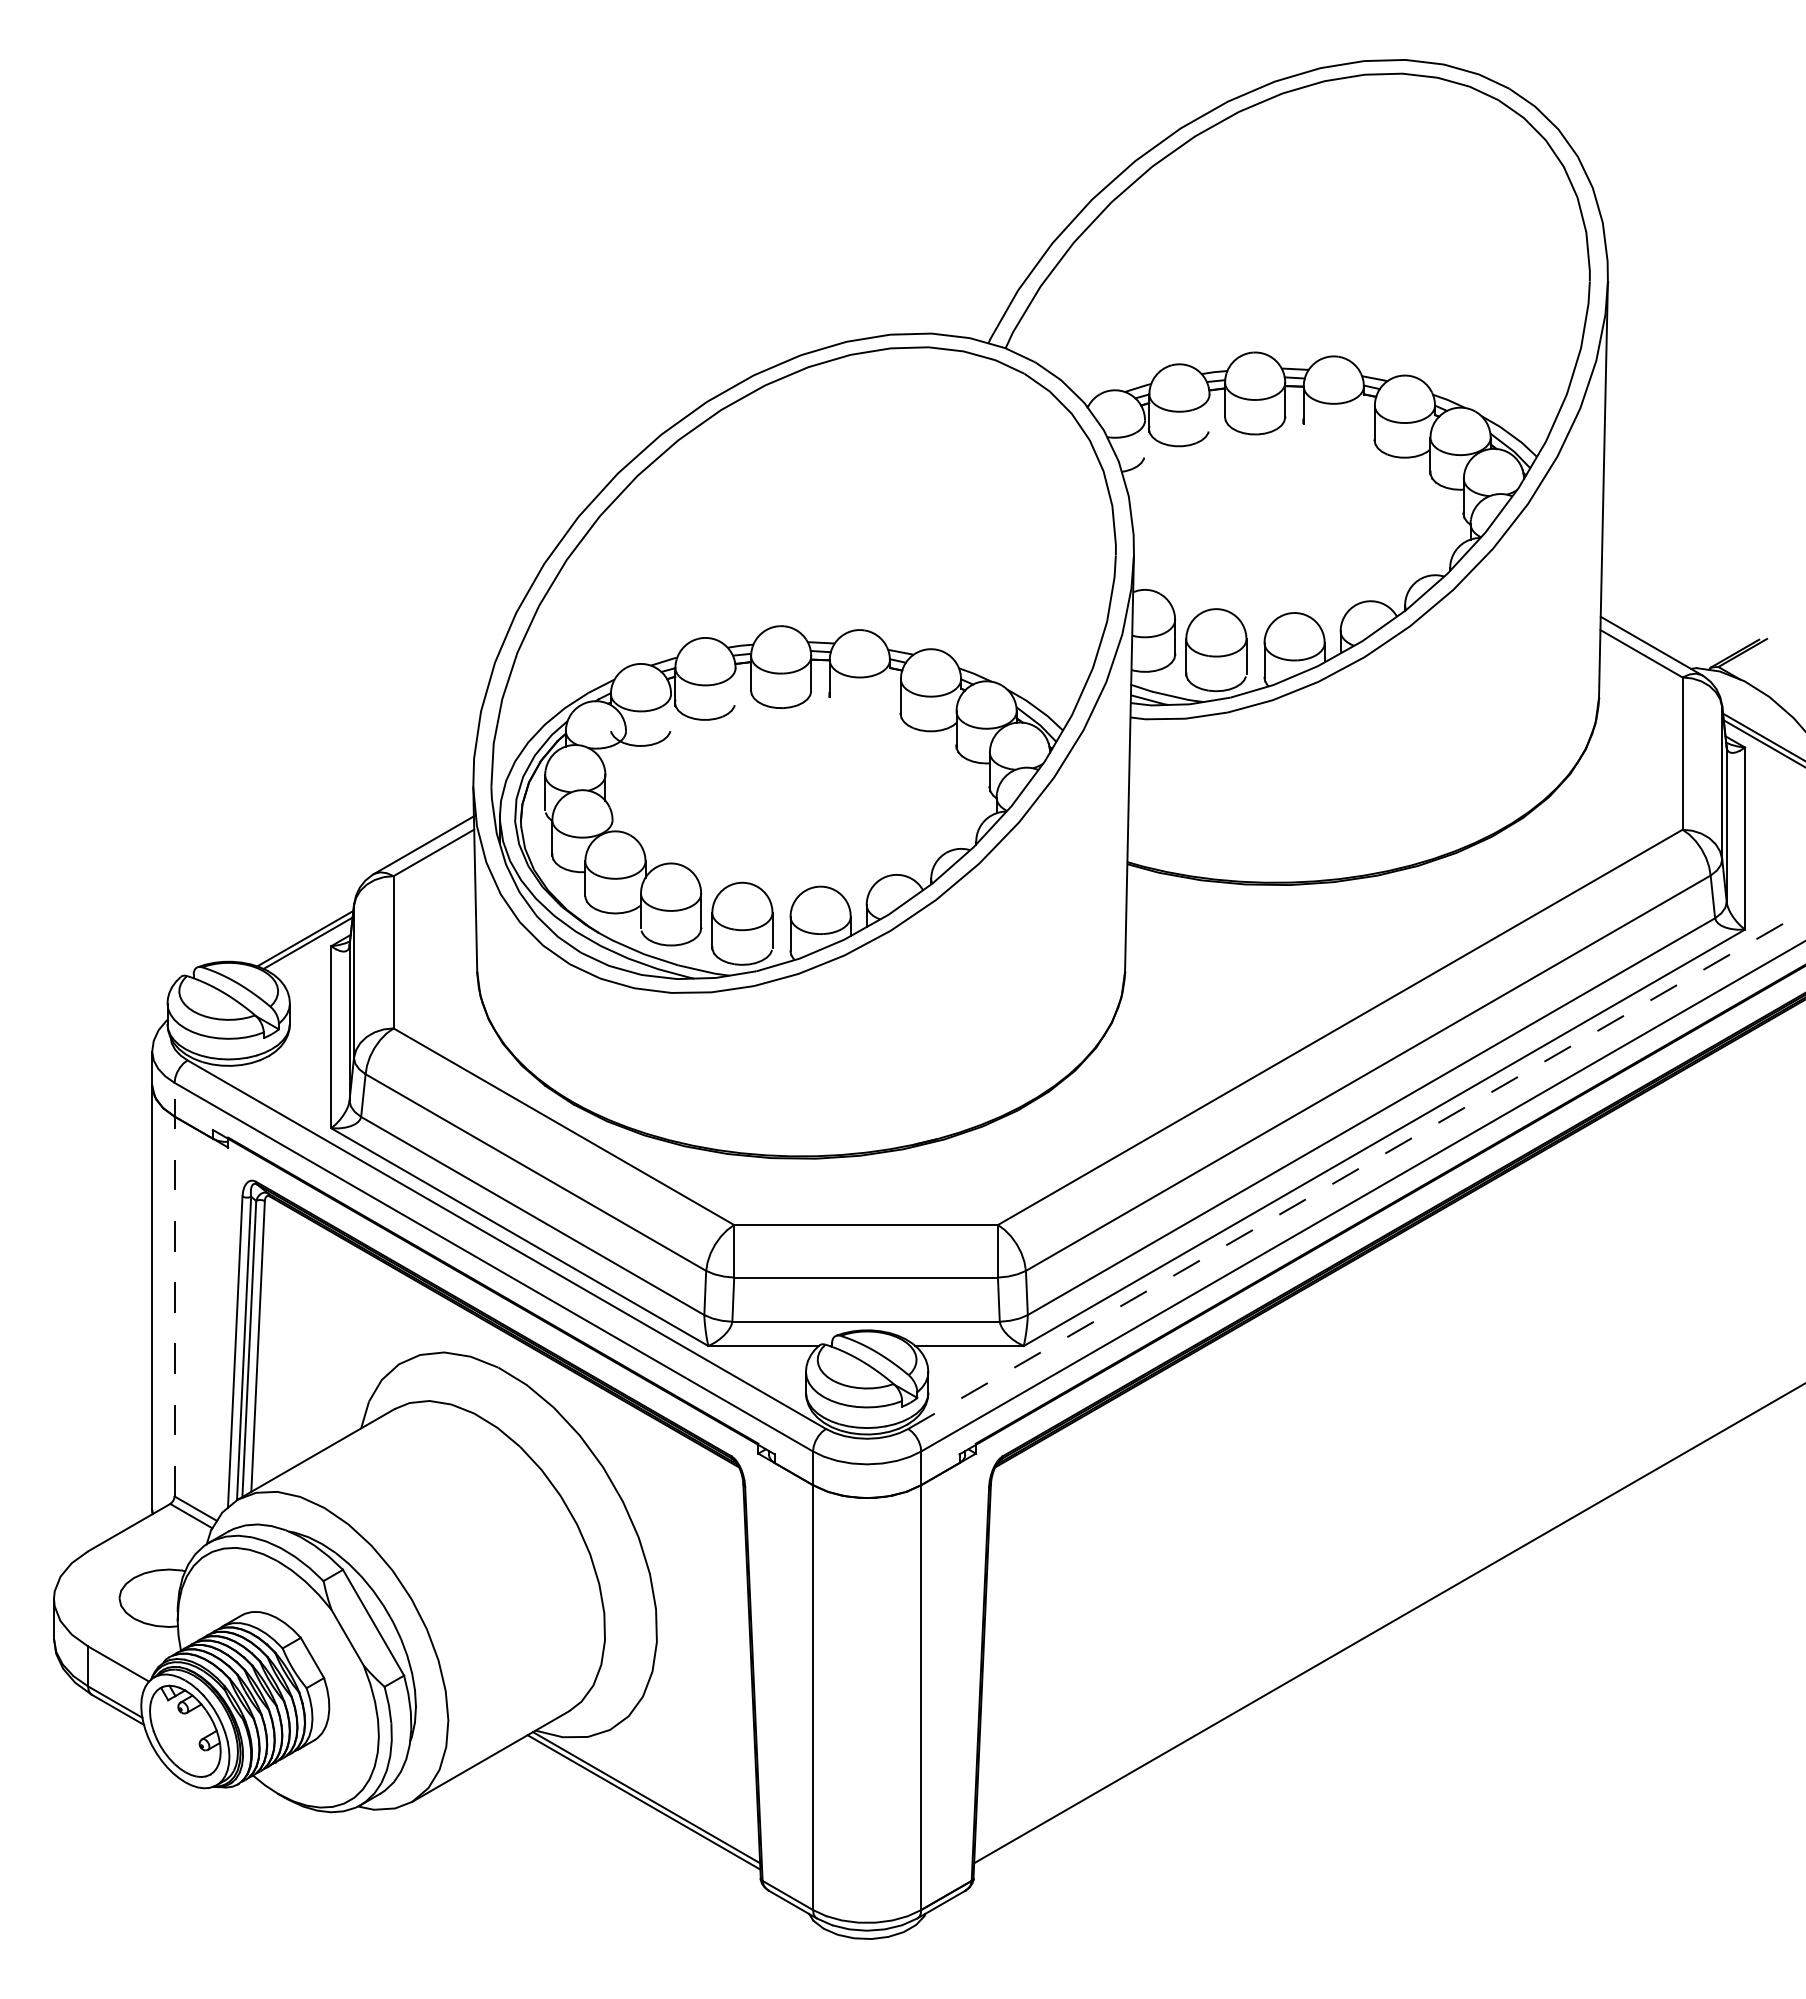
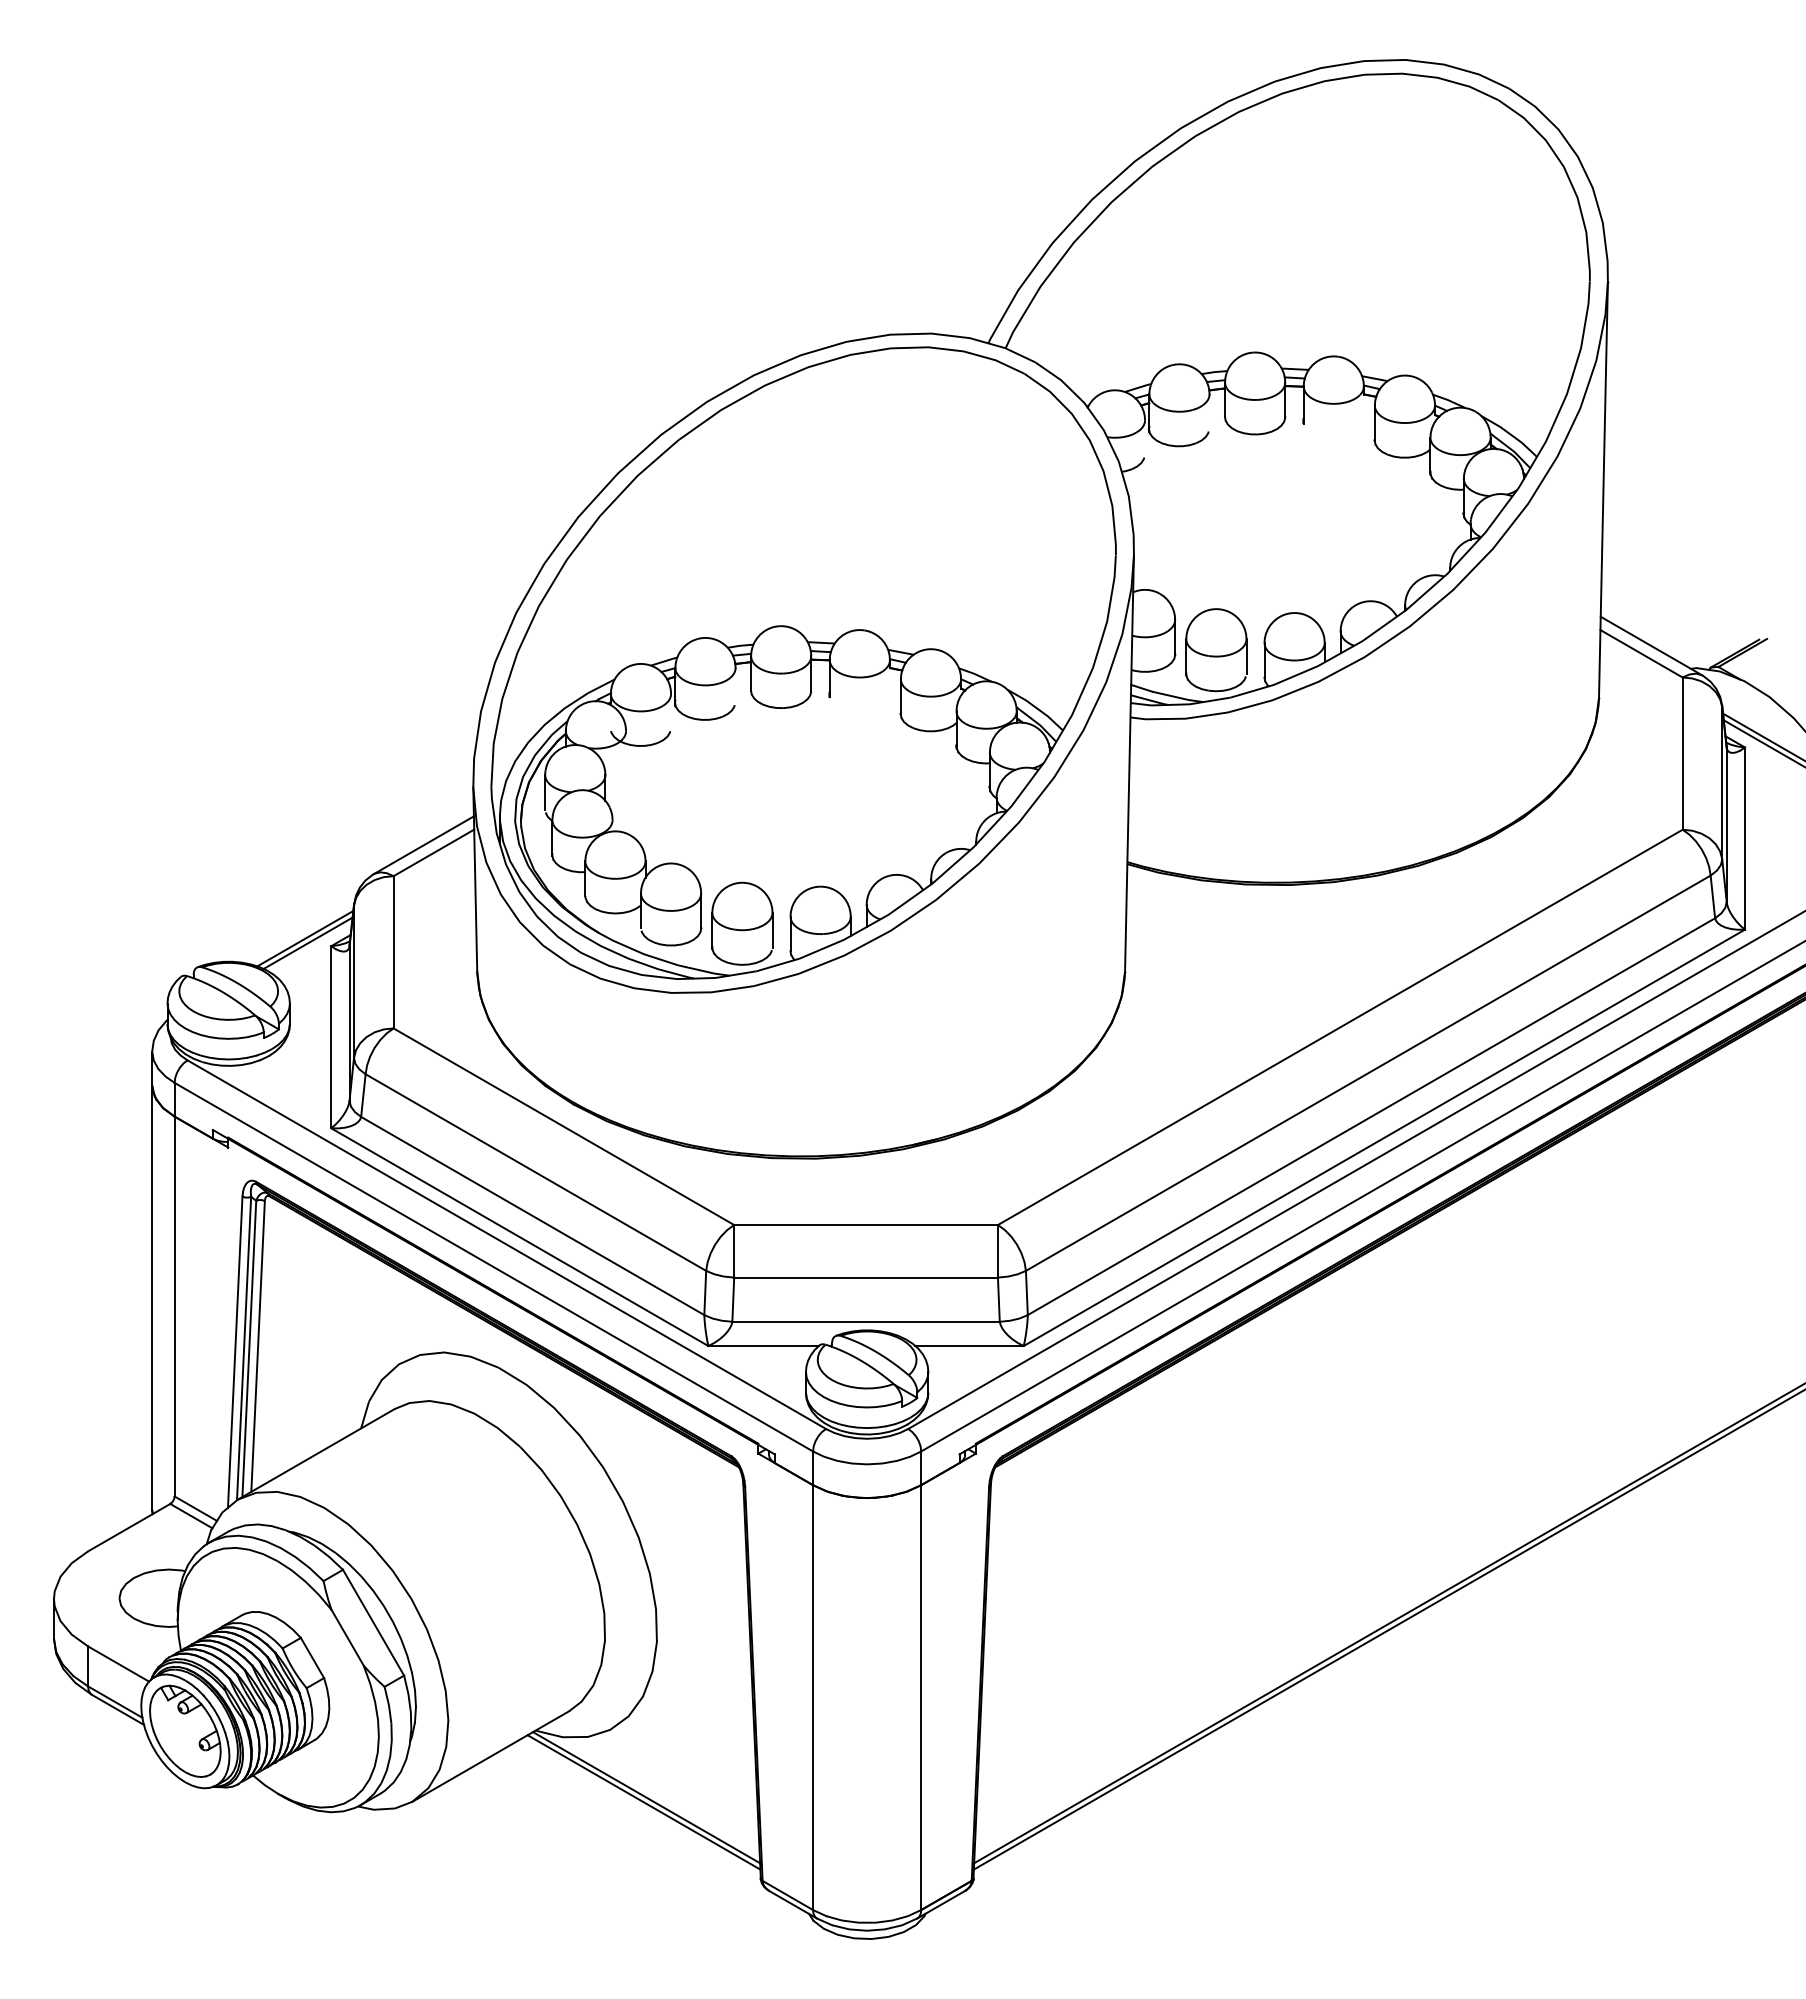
line: dashed -> solid (1357, 1169)
line: dashed -> solid (174, 1289)
line: none -> present (1387, 1629)
